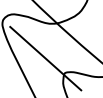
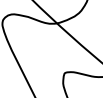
line: present -> none (45, 58)
